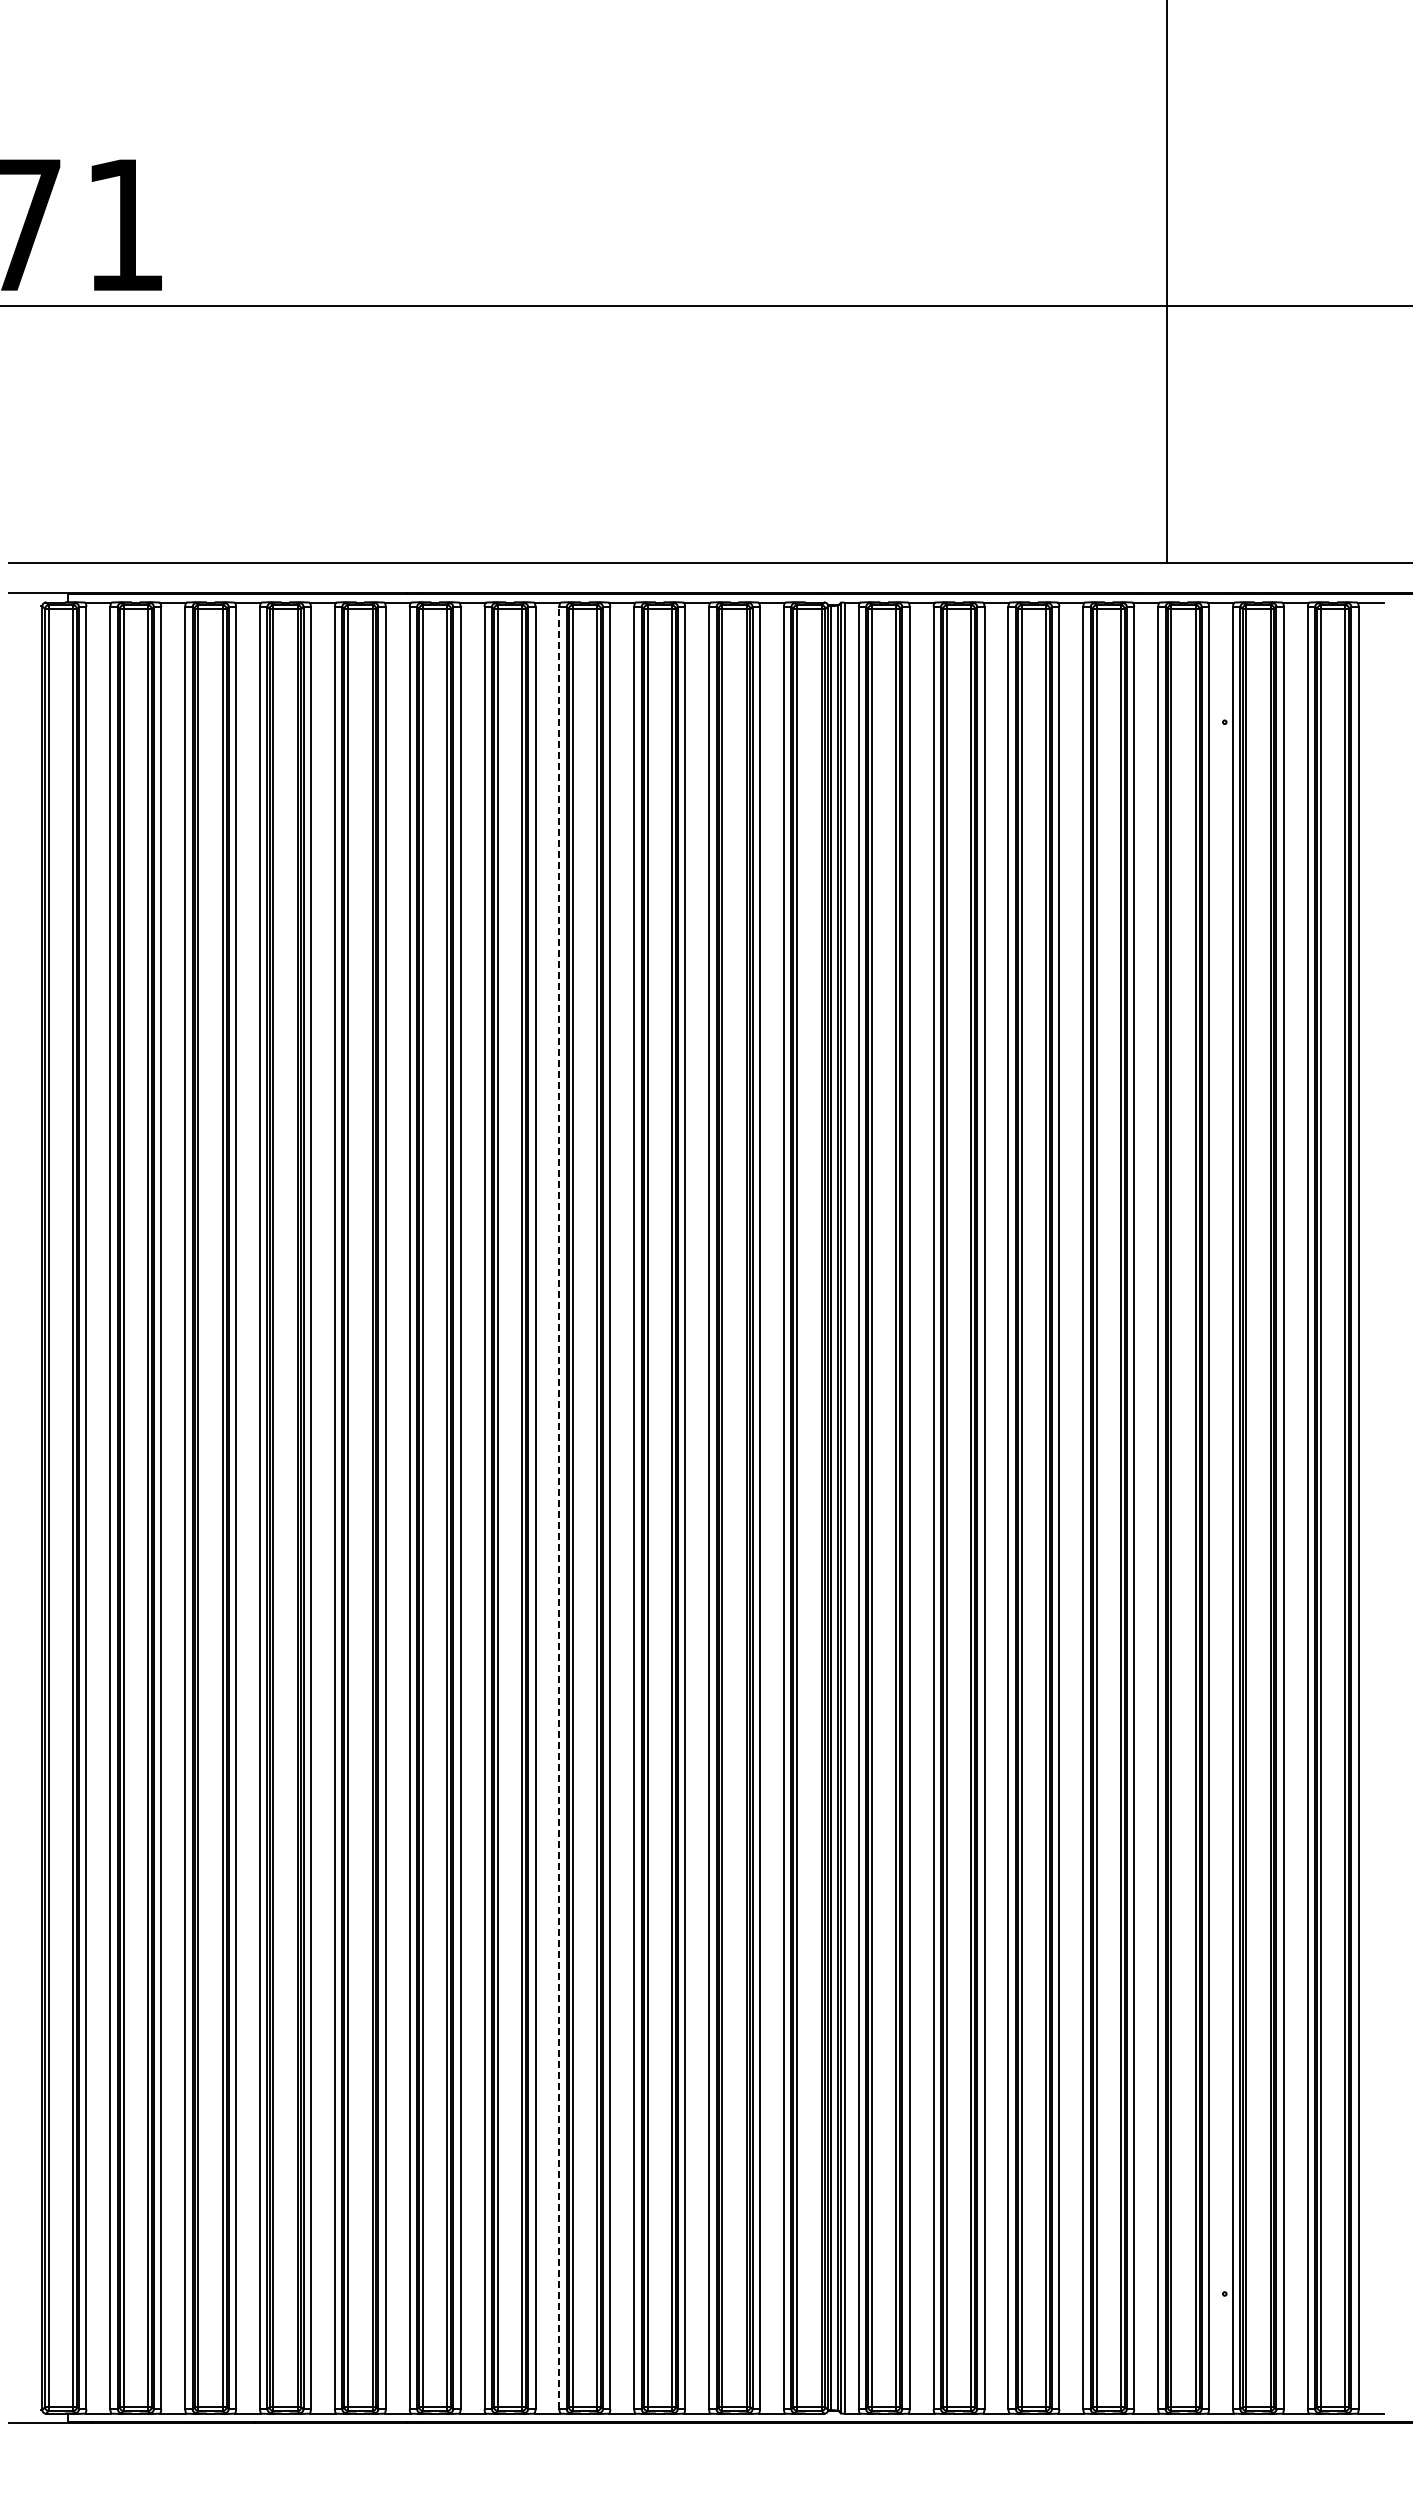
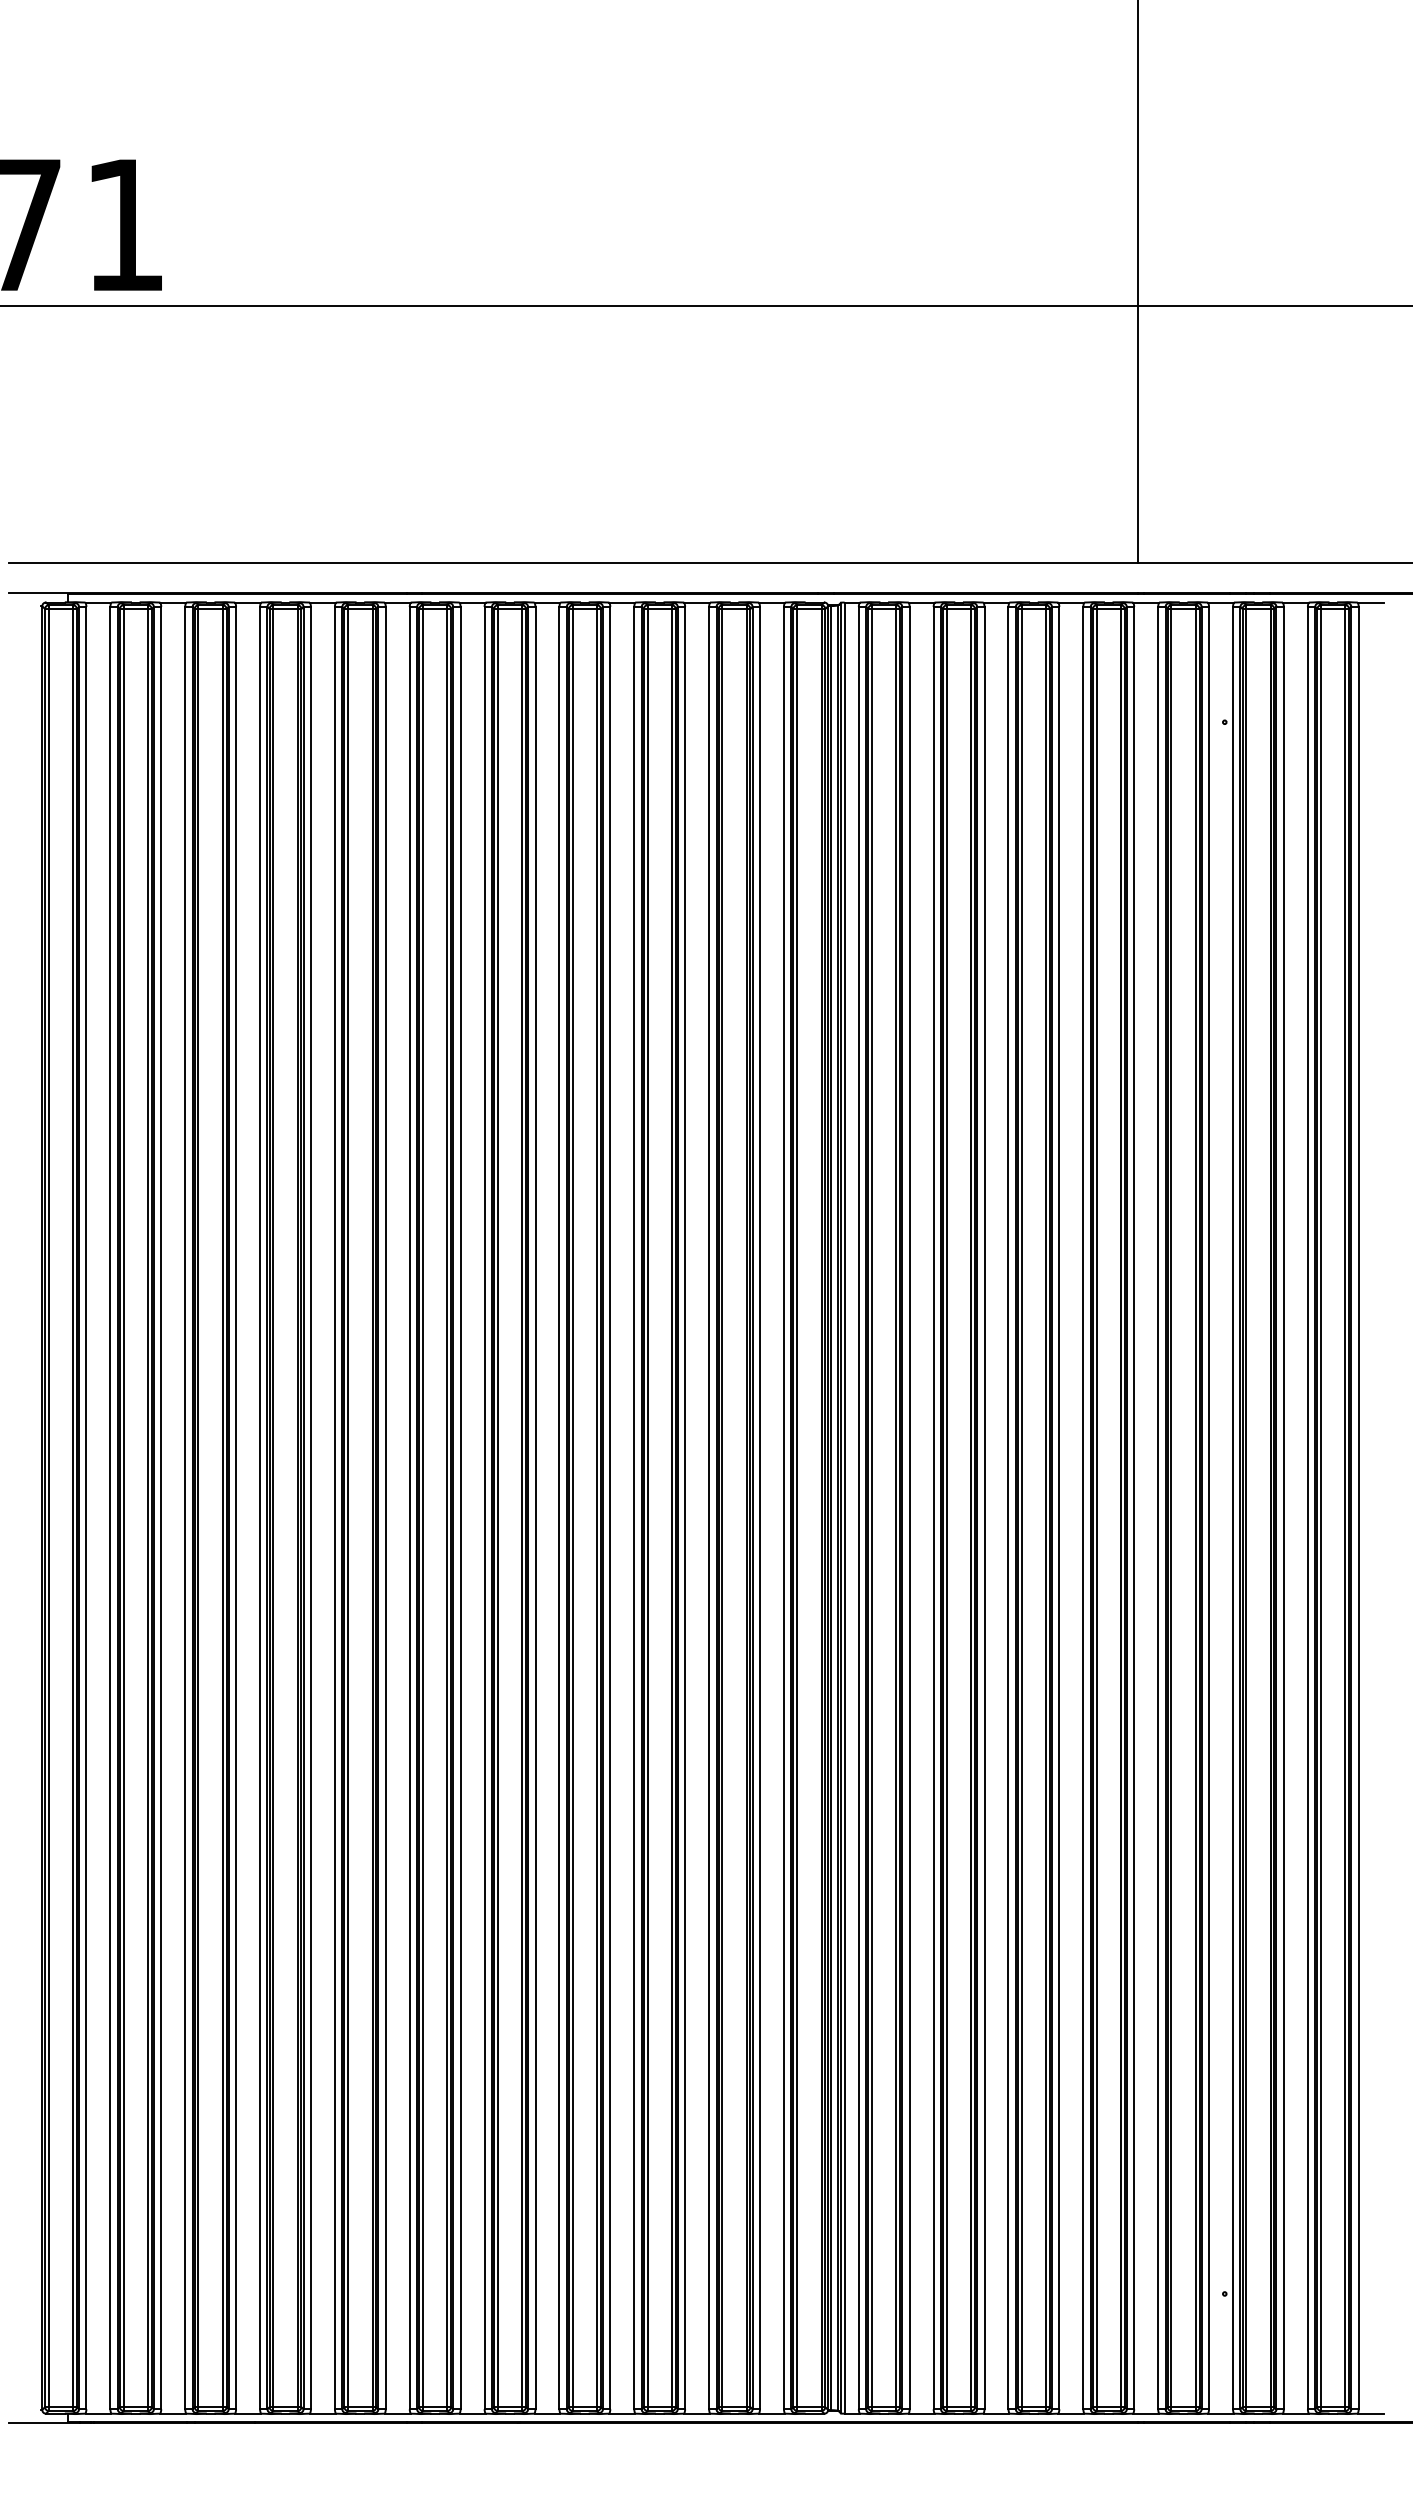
line position: (1166, 282) -> (1137, 282) (1137, 282)
line: dashed -> solid (559, 1507)
